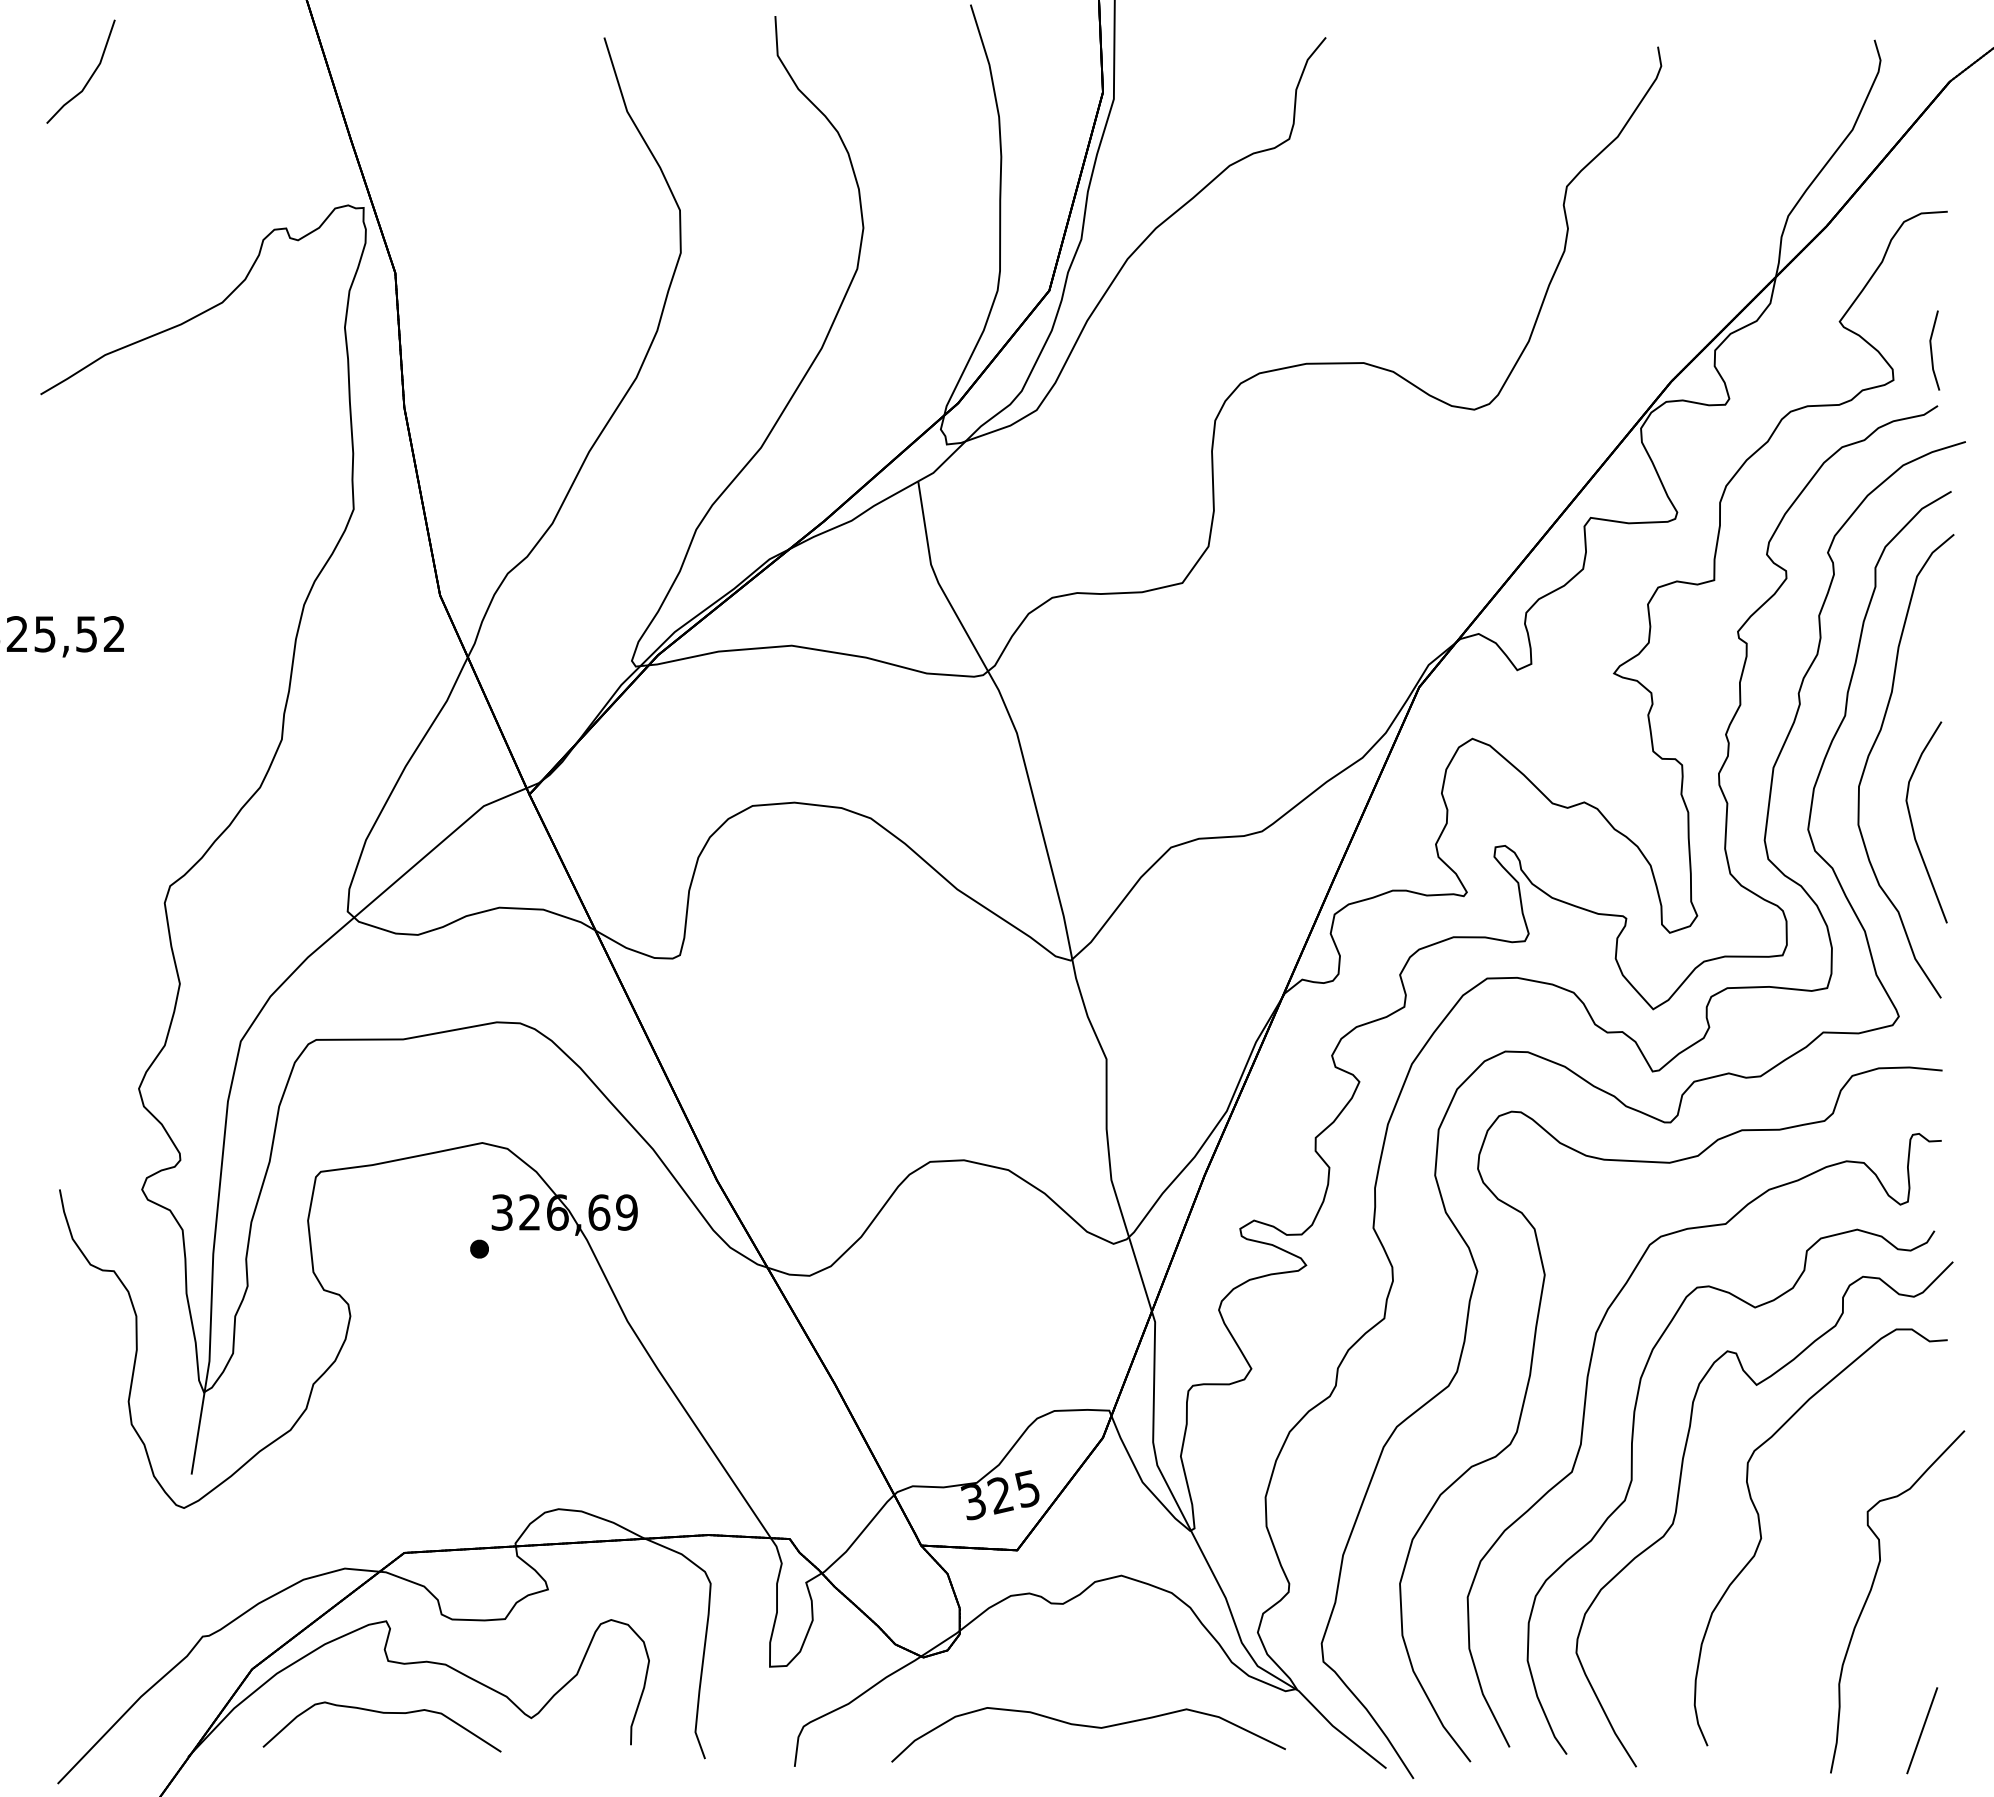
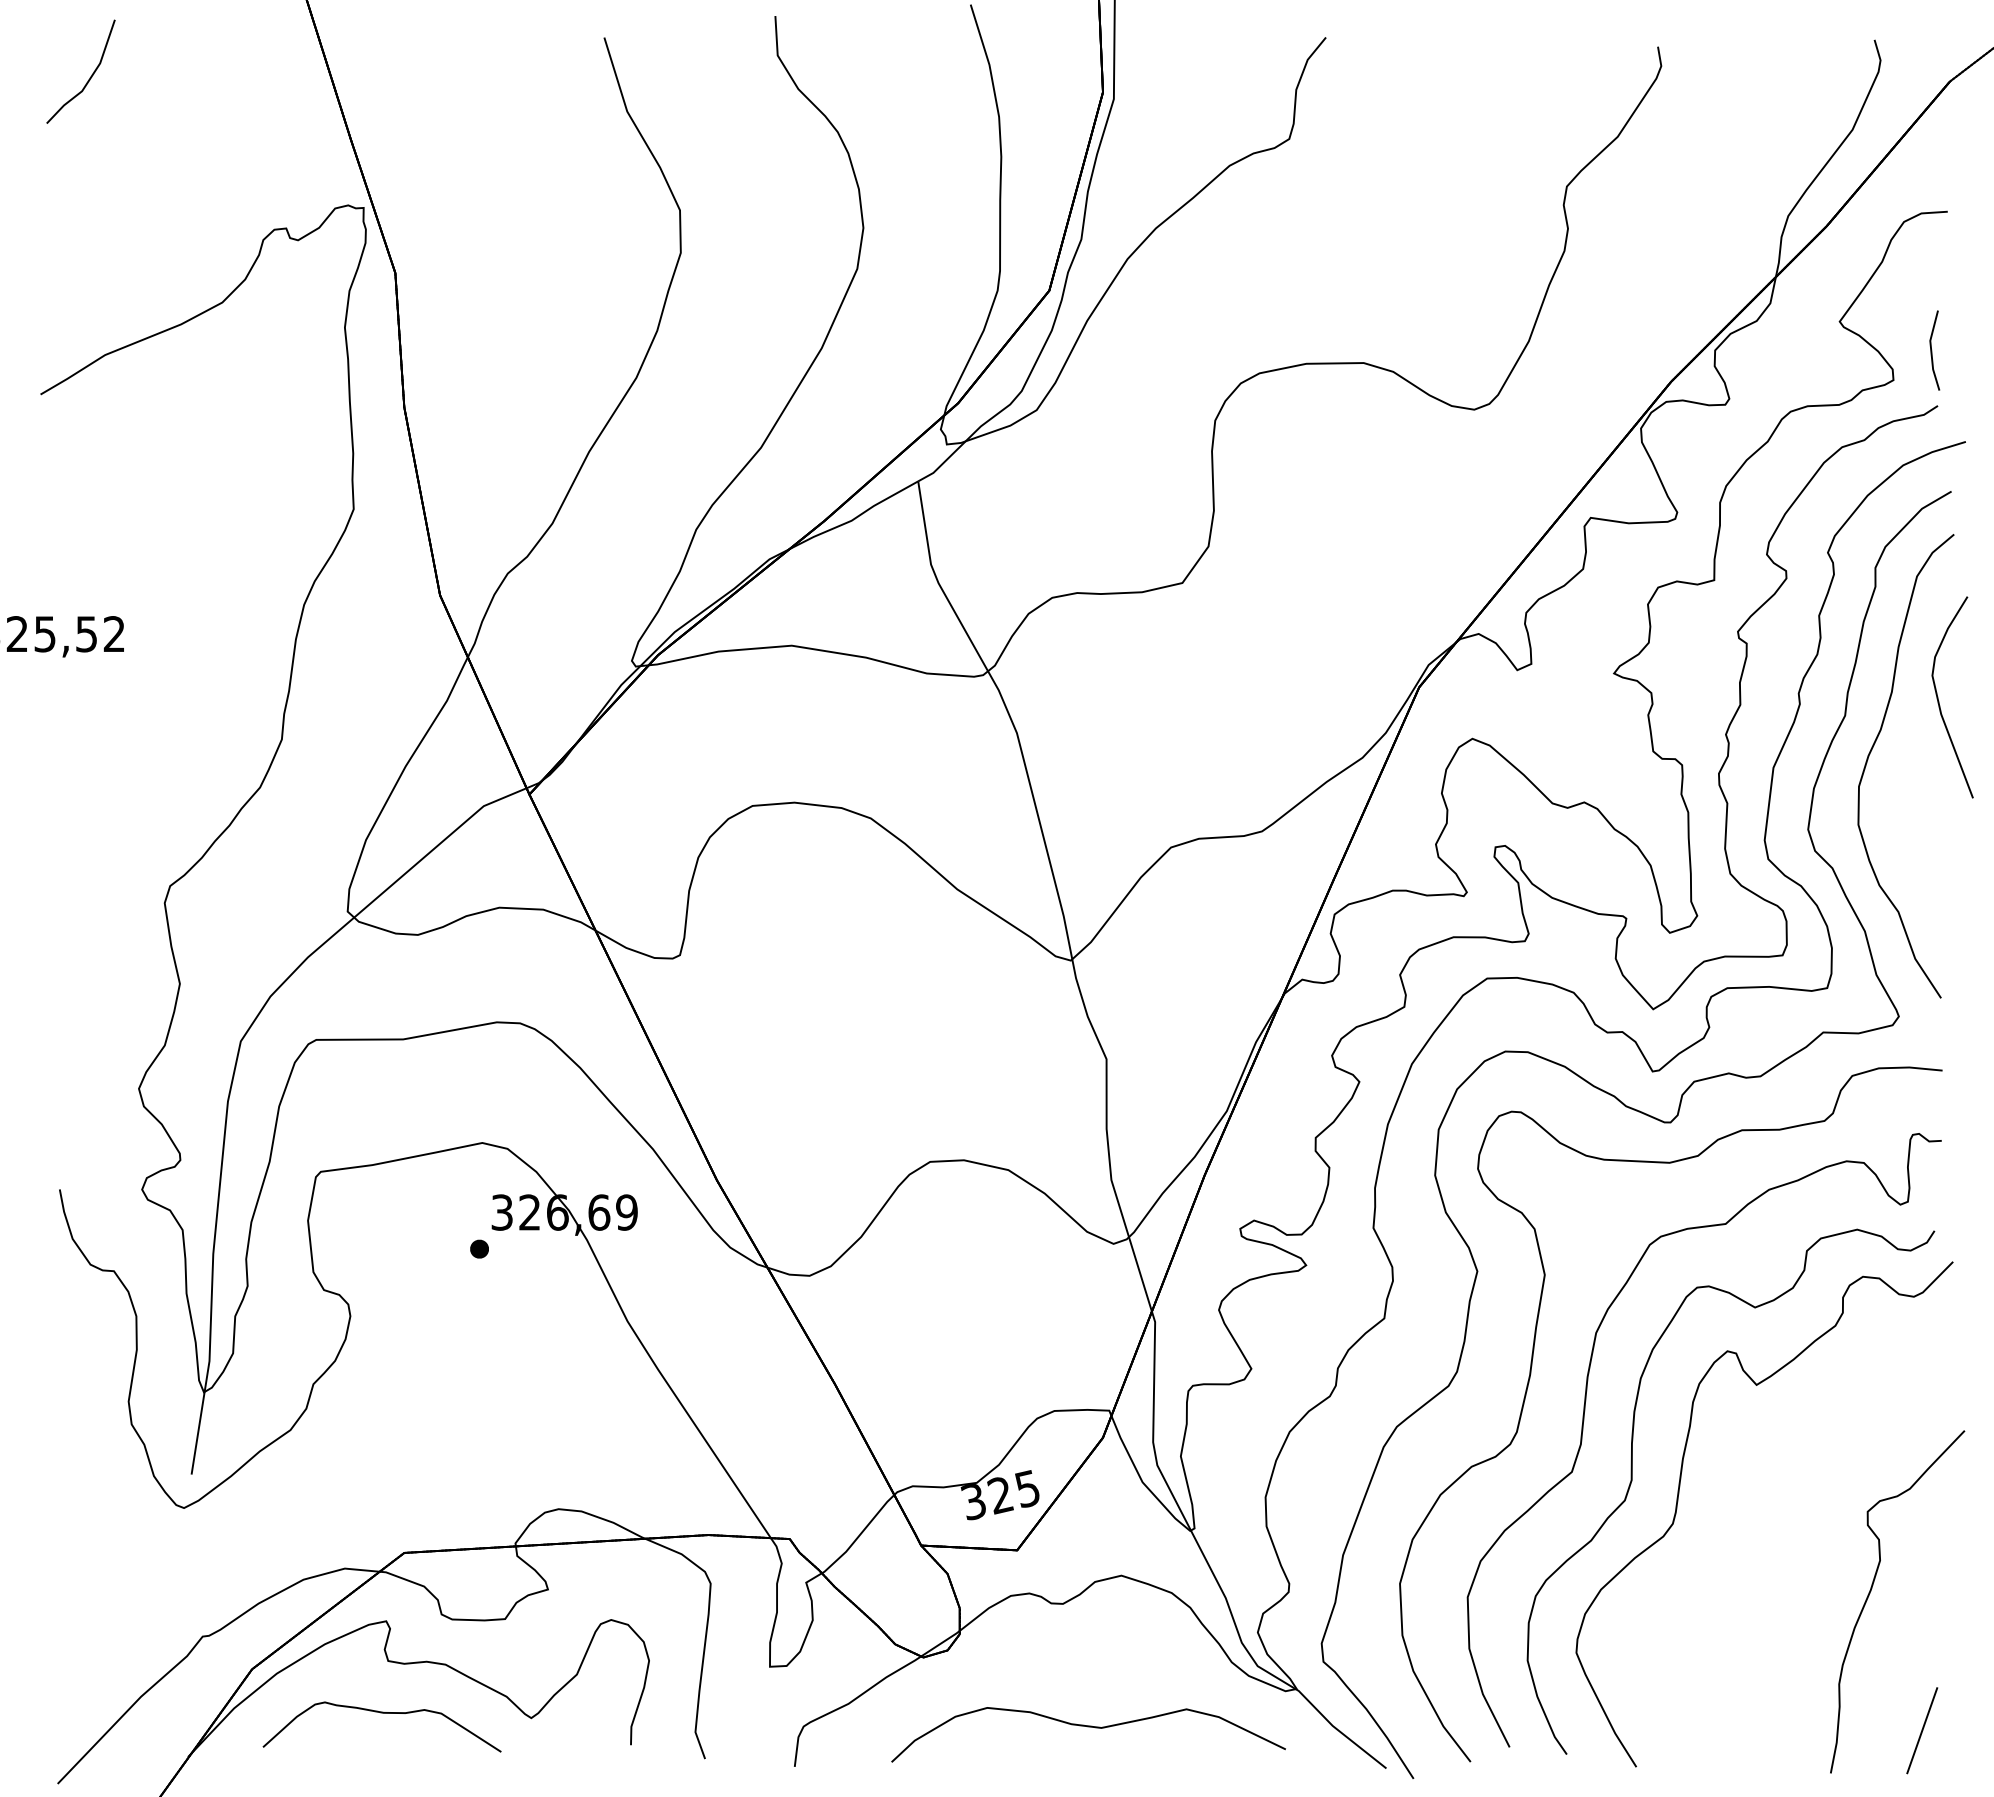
curve position: (1913, 826) -> (1939, 701) (1939, 701)
part: present -> none (1762, 1538)
